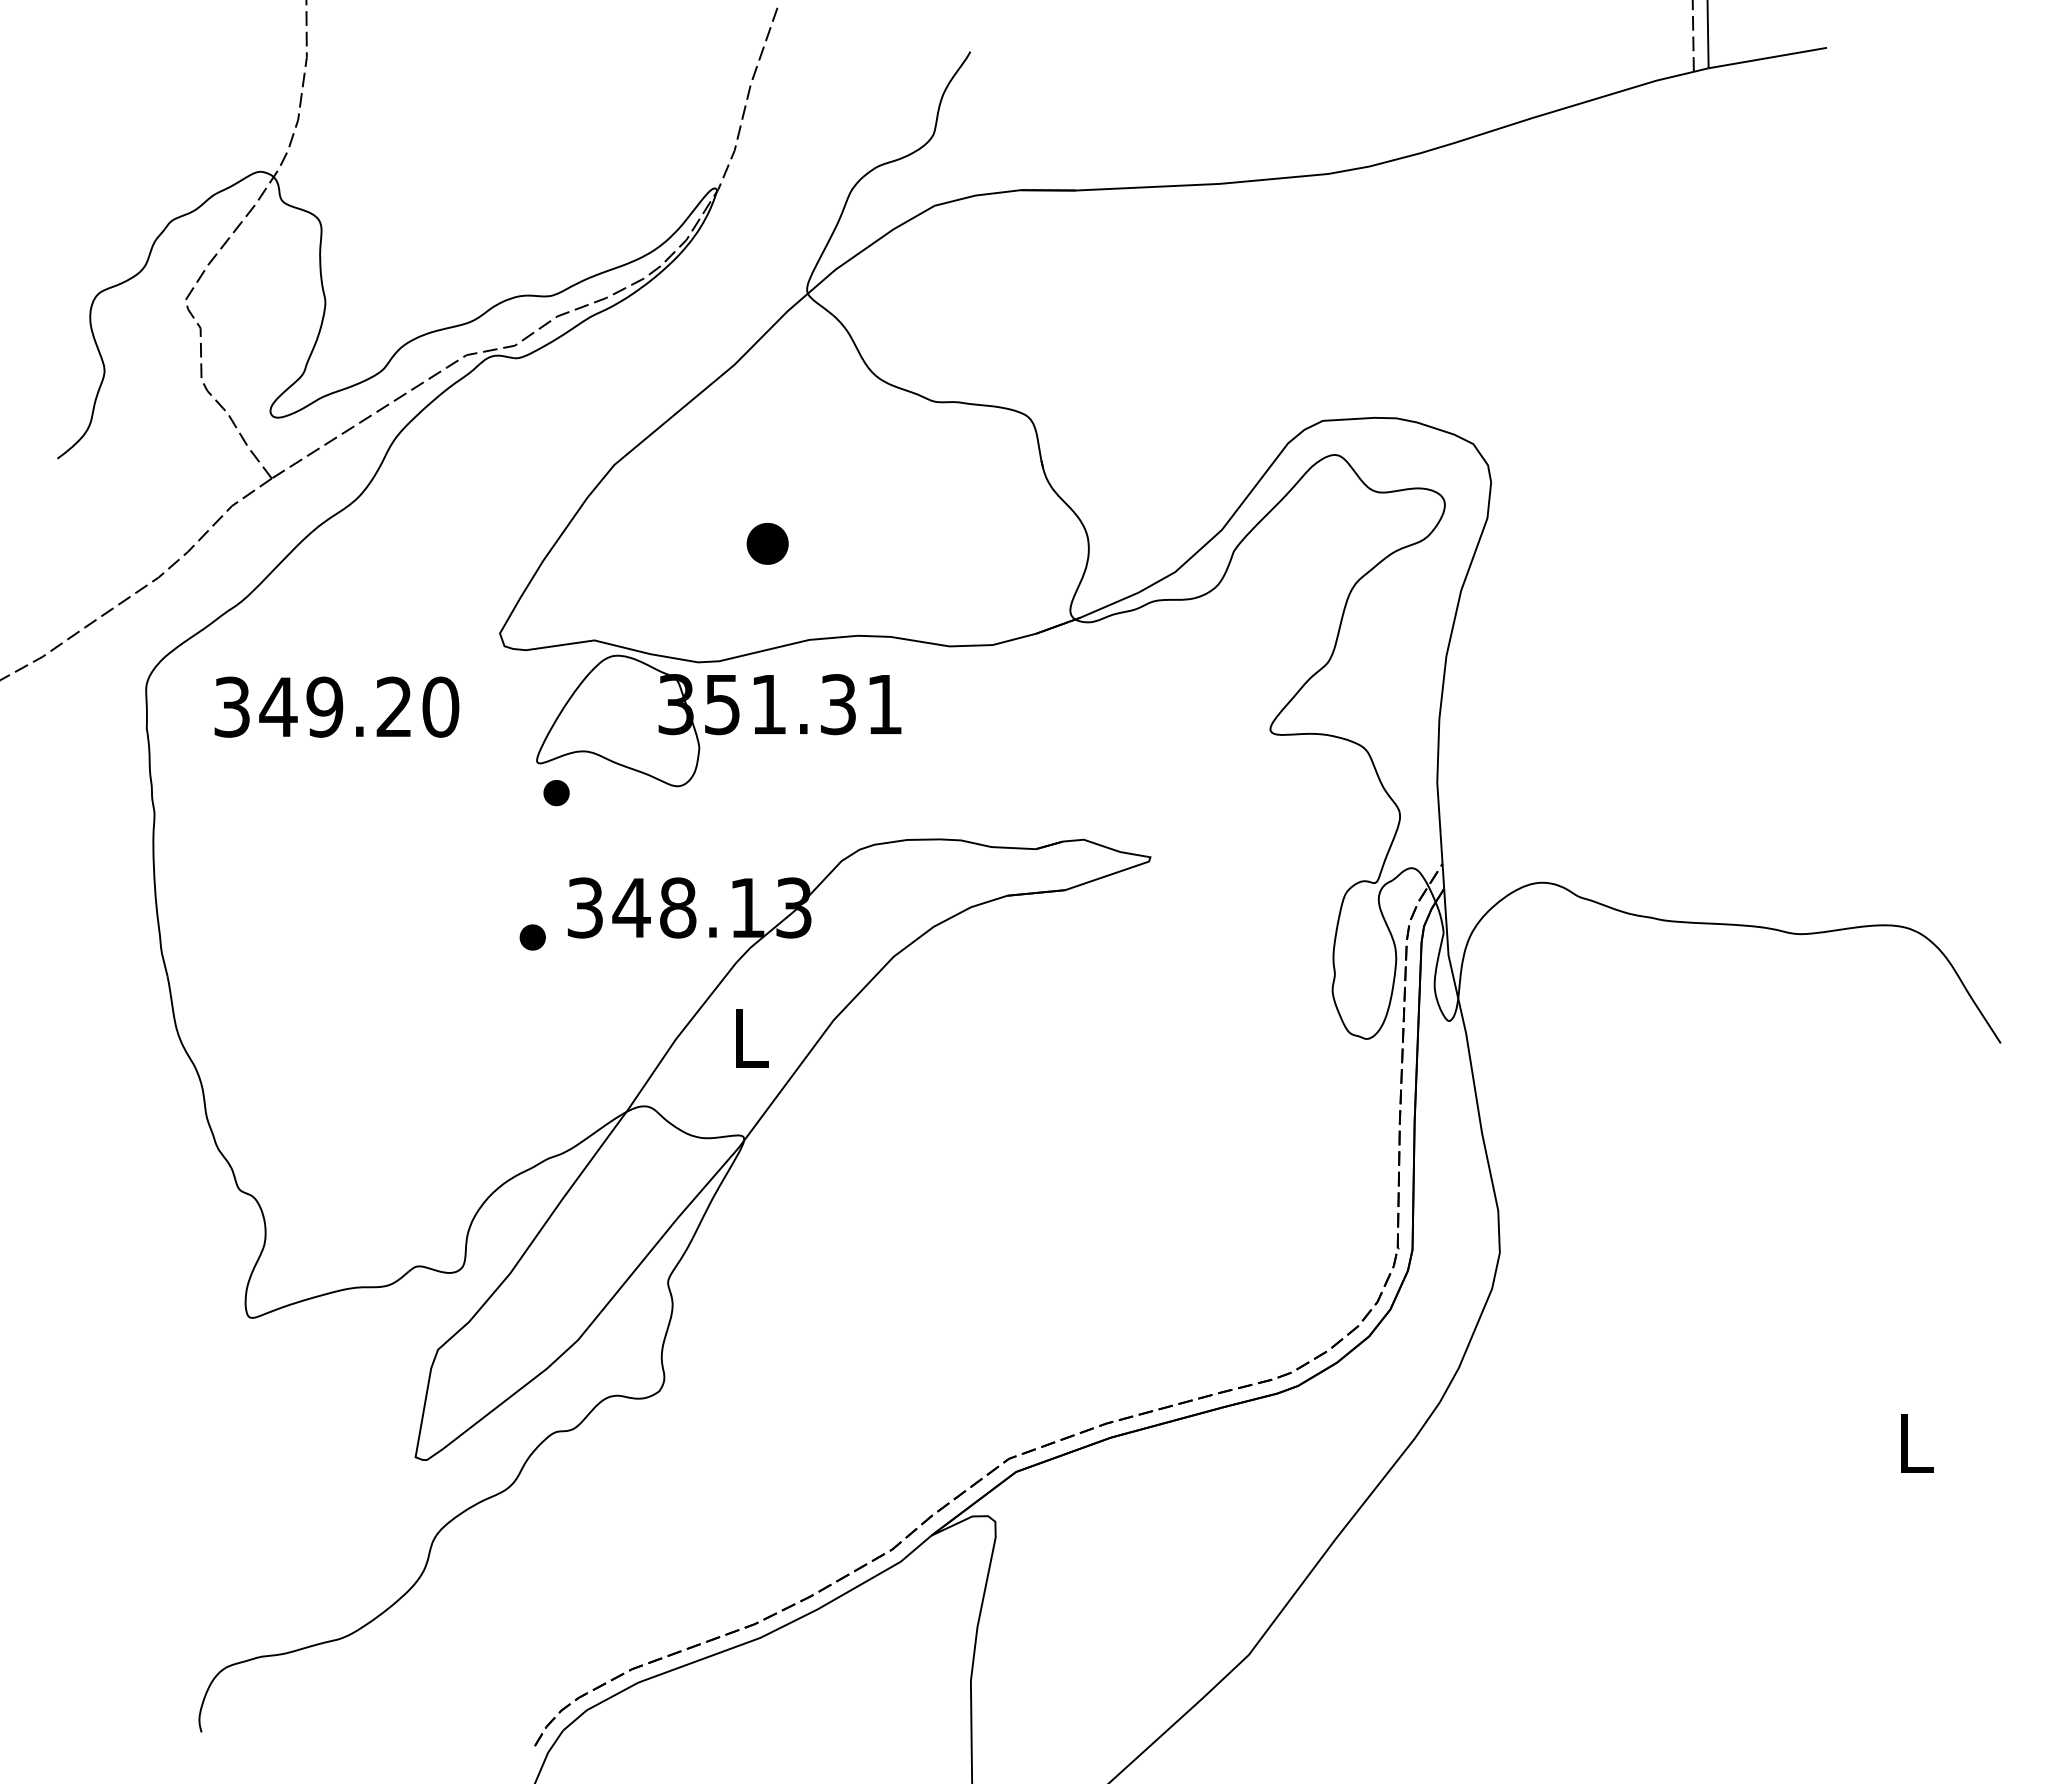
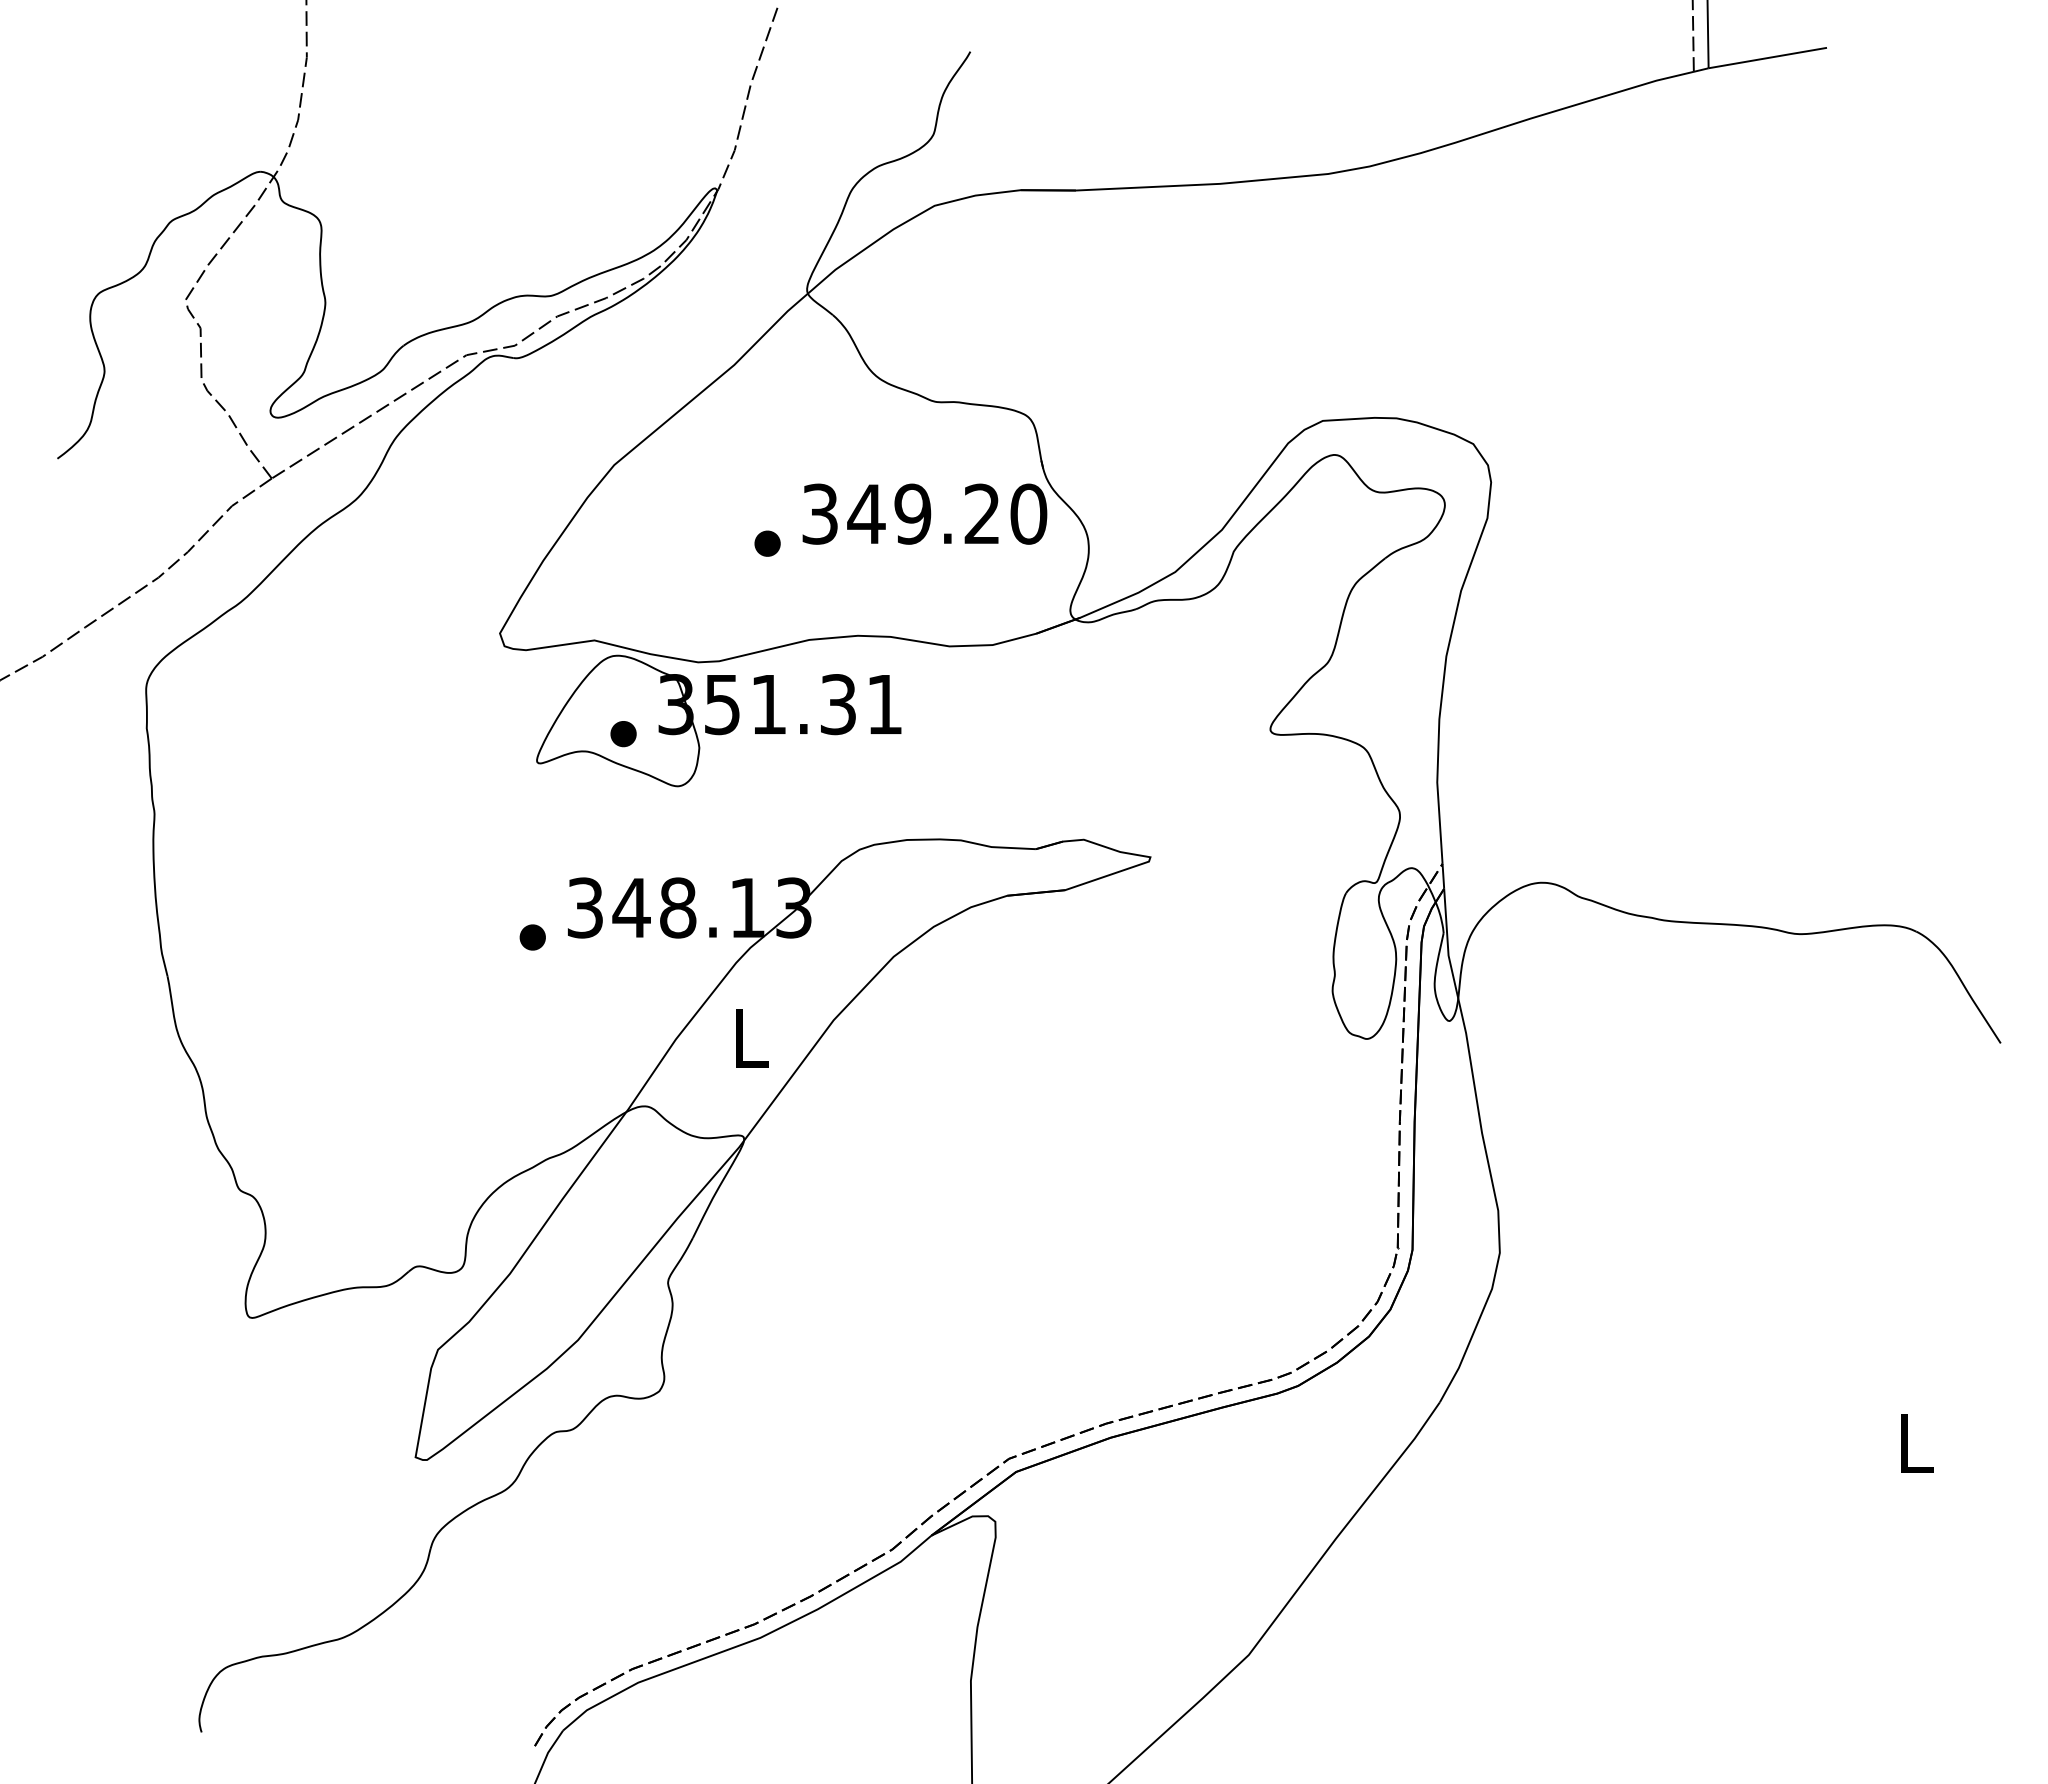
part size: 43x43 px -> 27x27 px (767, 543)
text position: (336, 706) -> (924, 513) (924, 513)
part position: (556, 793) -> (623, 734) (623, 734)
